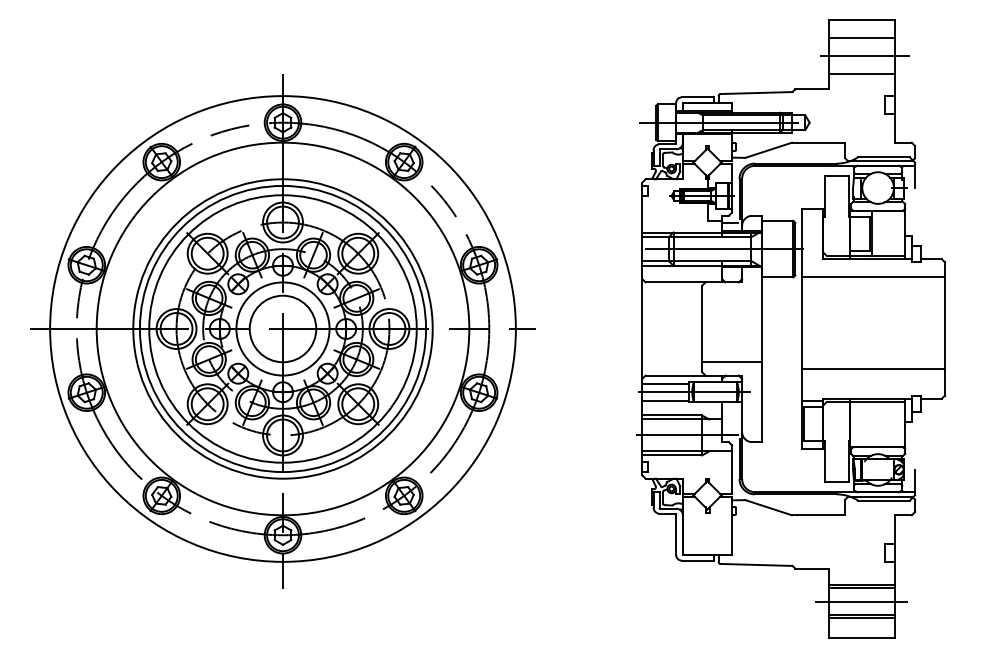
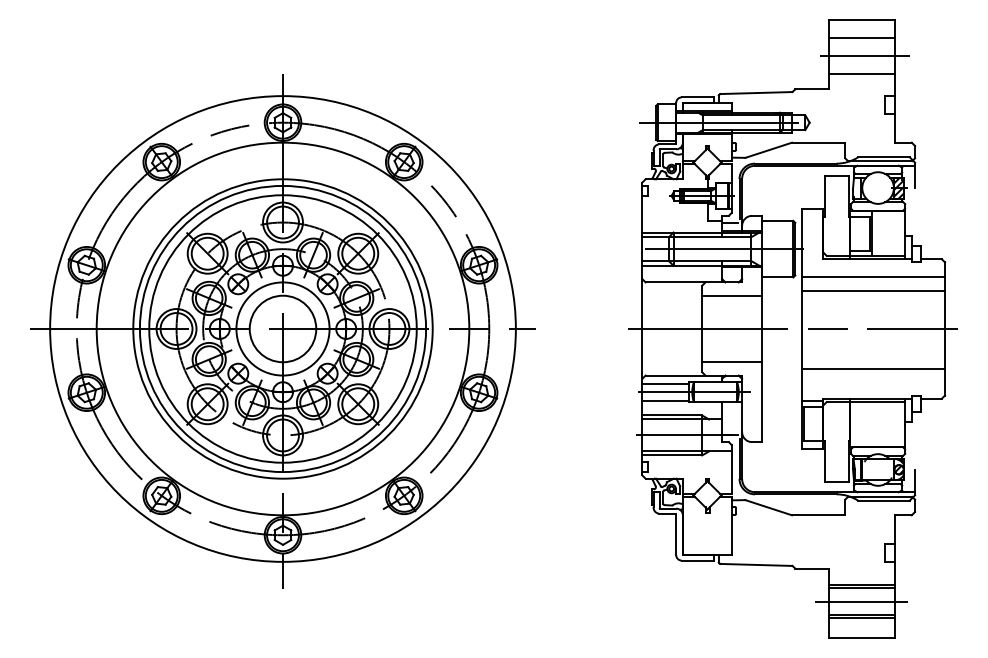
hatch: none -> present (898, 188)
line: none -> present (873, 291)
line: none -> present (732, 295)
line: none -> present (792, 329)
